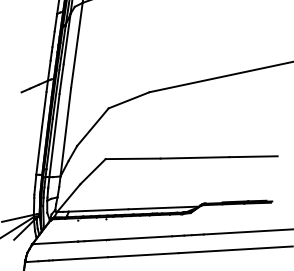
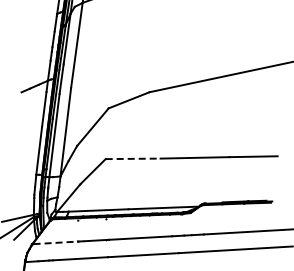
line: solid -> dashed (133, 158)
line: solid -> dashed (58, 242)
